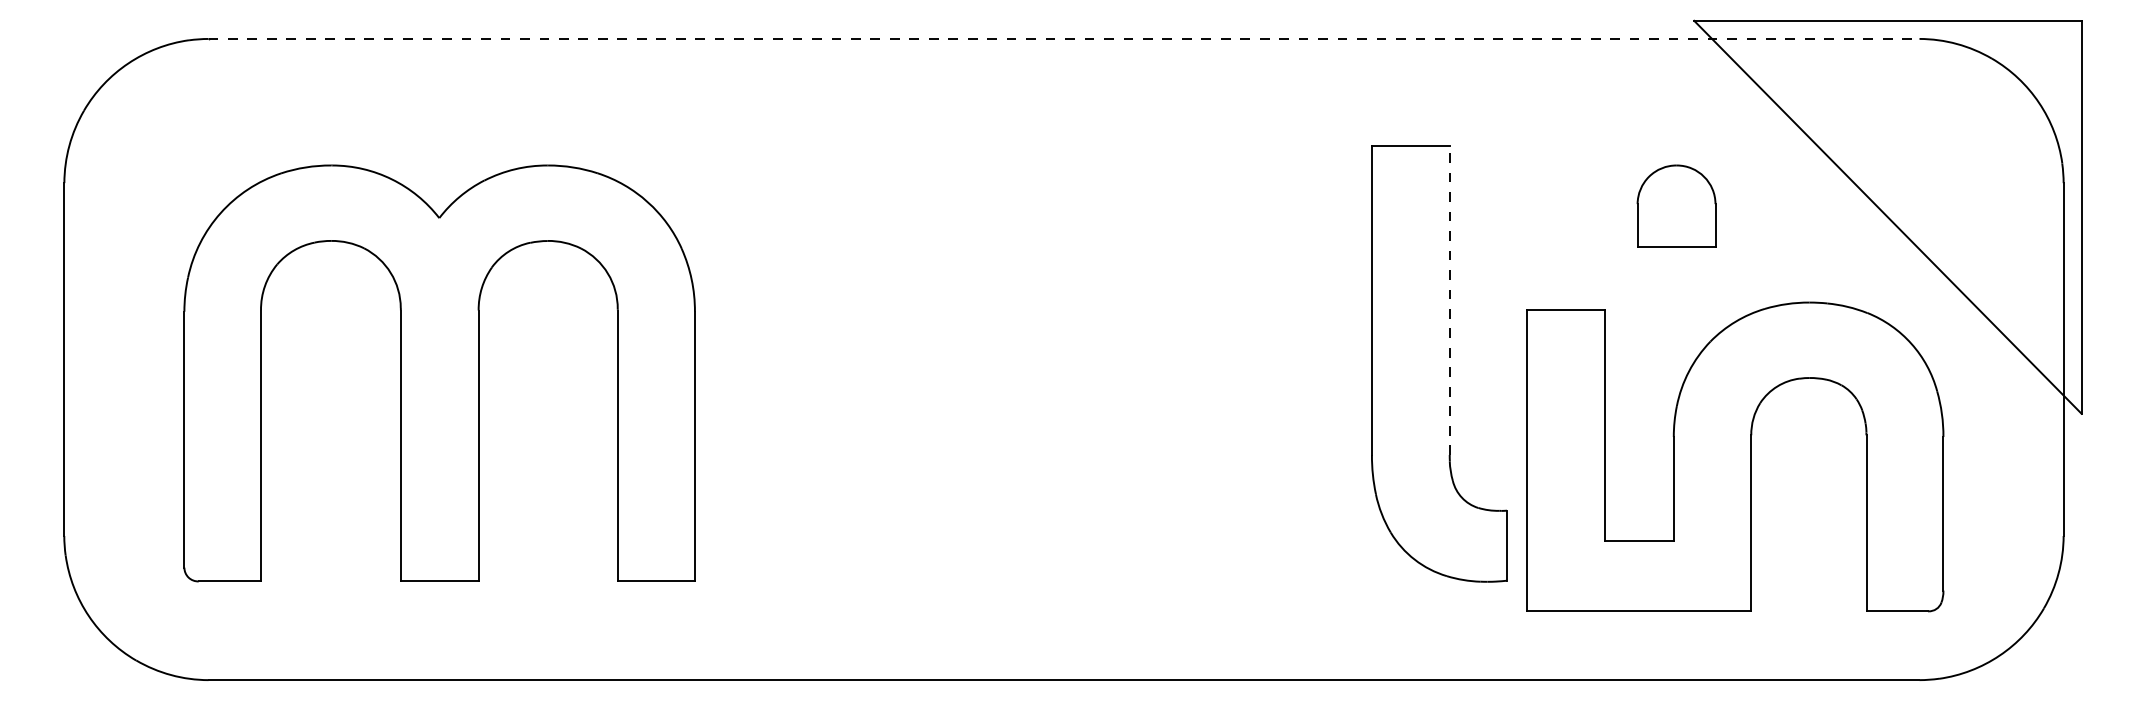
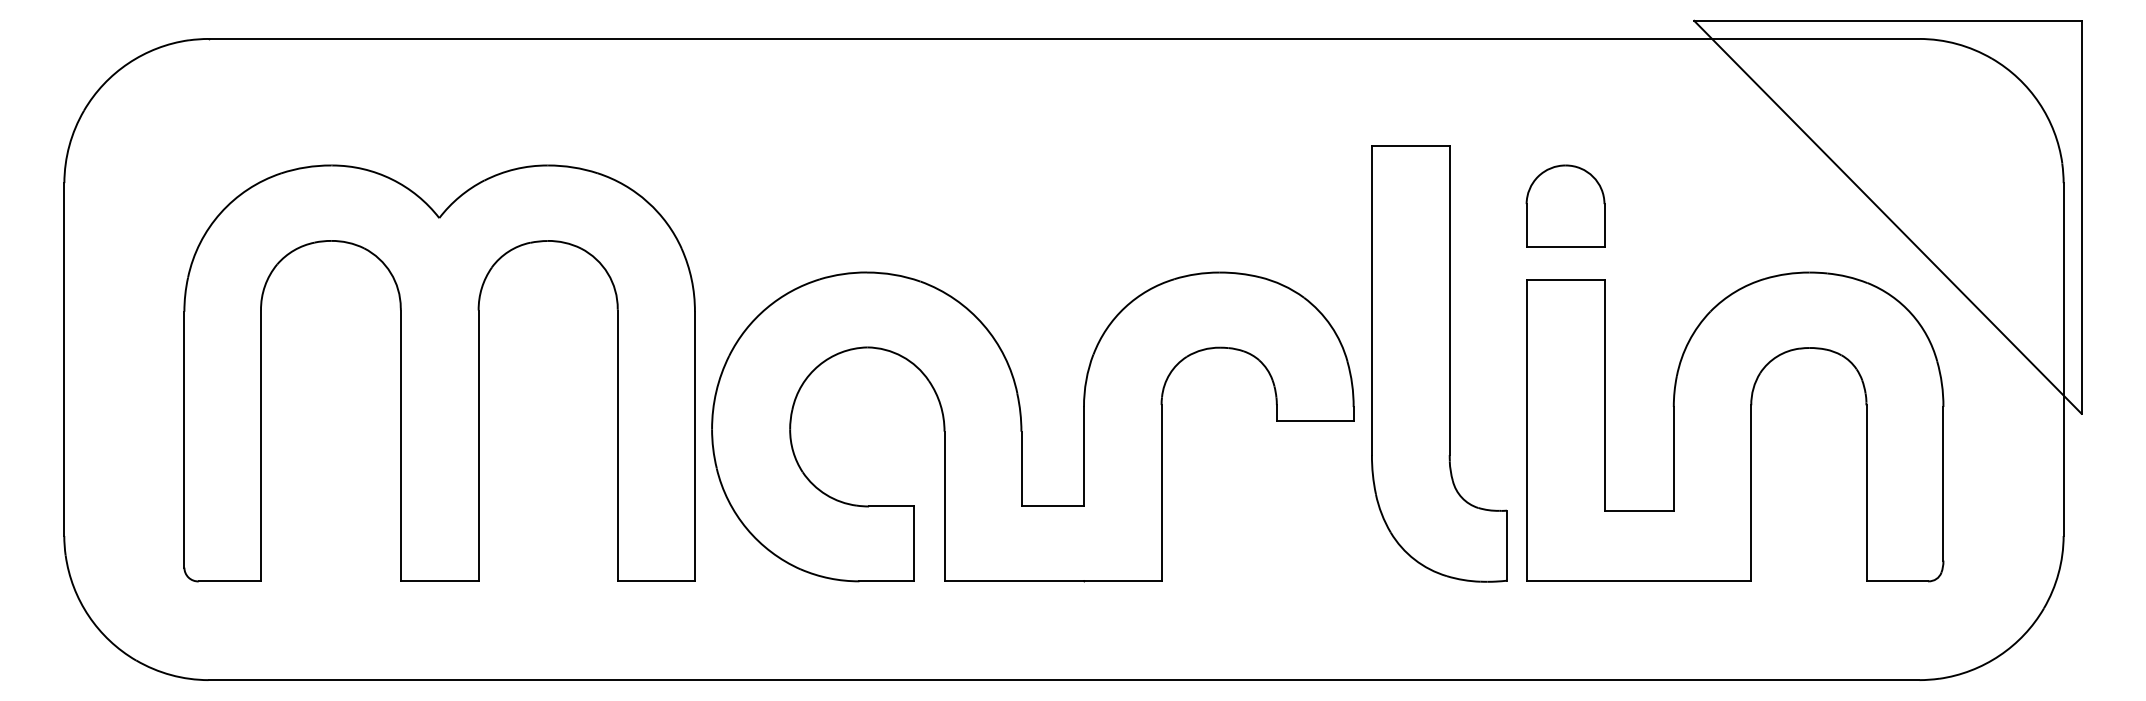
line: dashed -> solid (1064, 38)
part position: (1676, 205) -> (1565, 205) (1565, 205)
line: dashed -> solid (1449, 300)
part: none -> present (1022, 426)
part position: (1735, 456) -> (1735, 426) (1735, 426)
